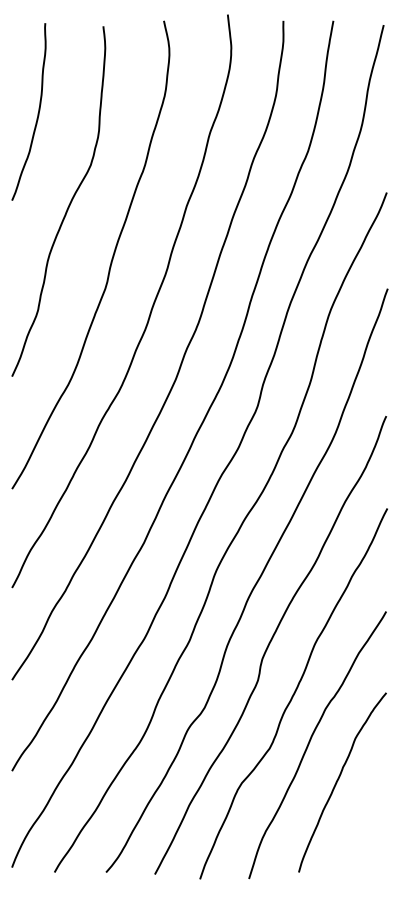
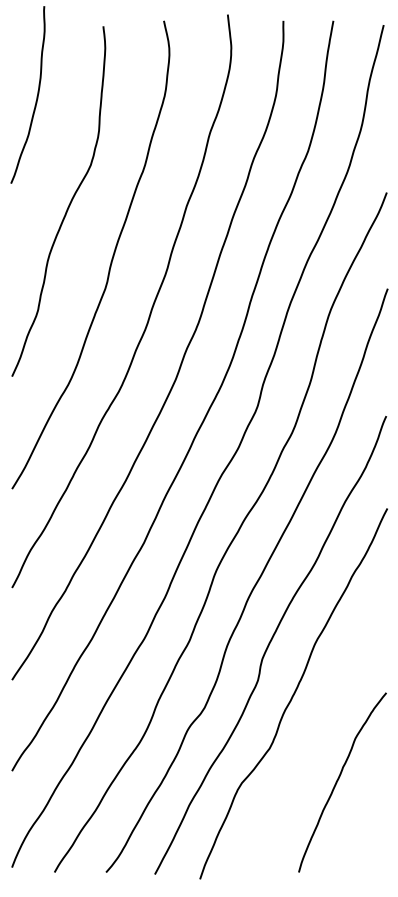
curve position: (37, 113) -> (36, 96) (36, 96)
curve: present -> none (310, 742)
